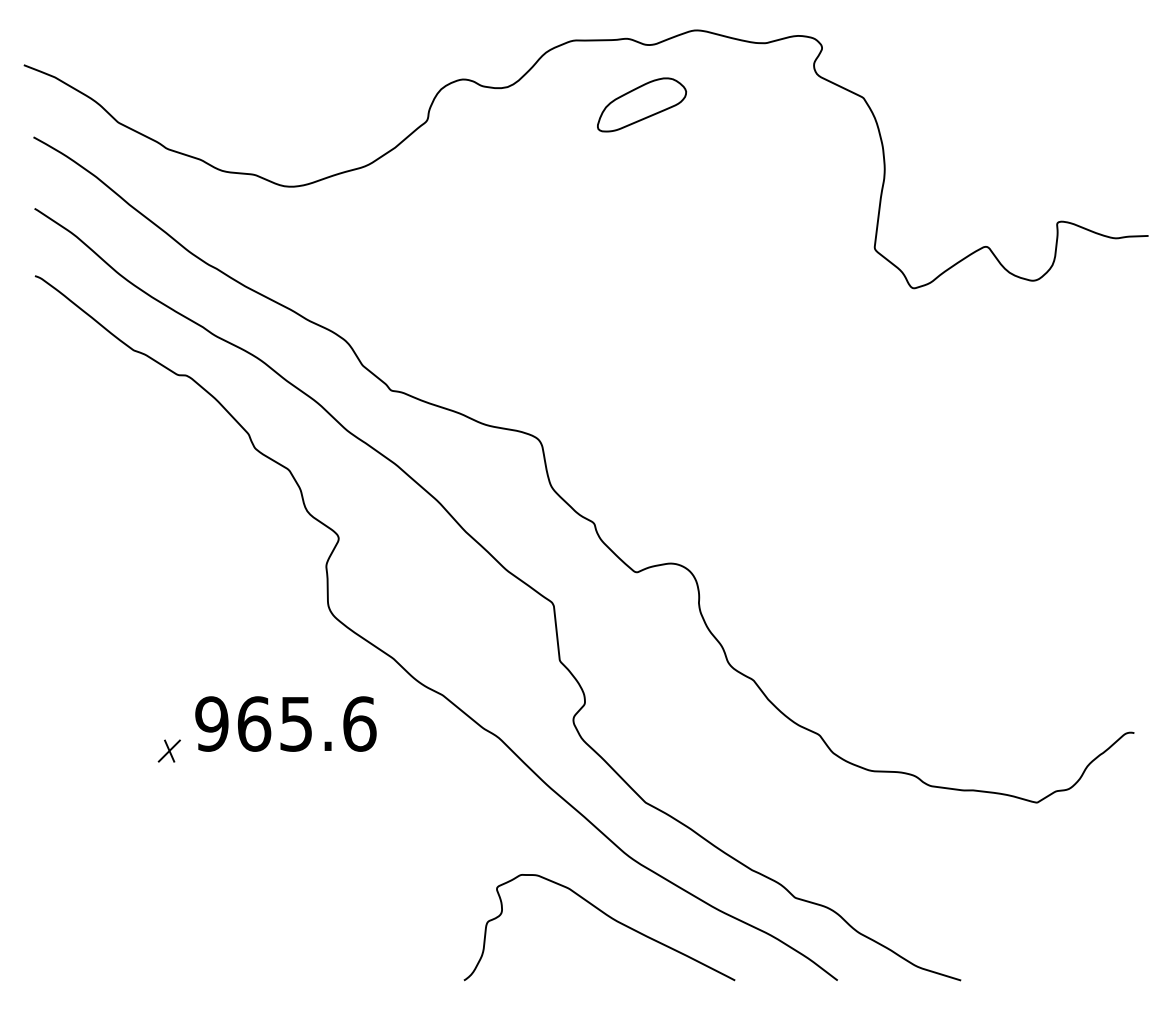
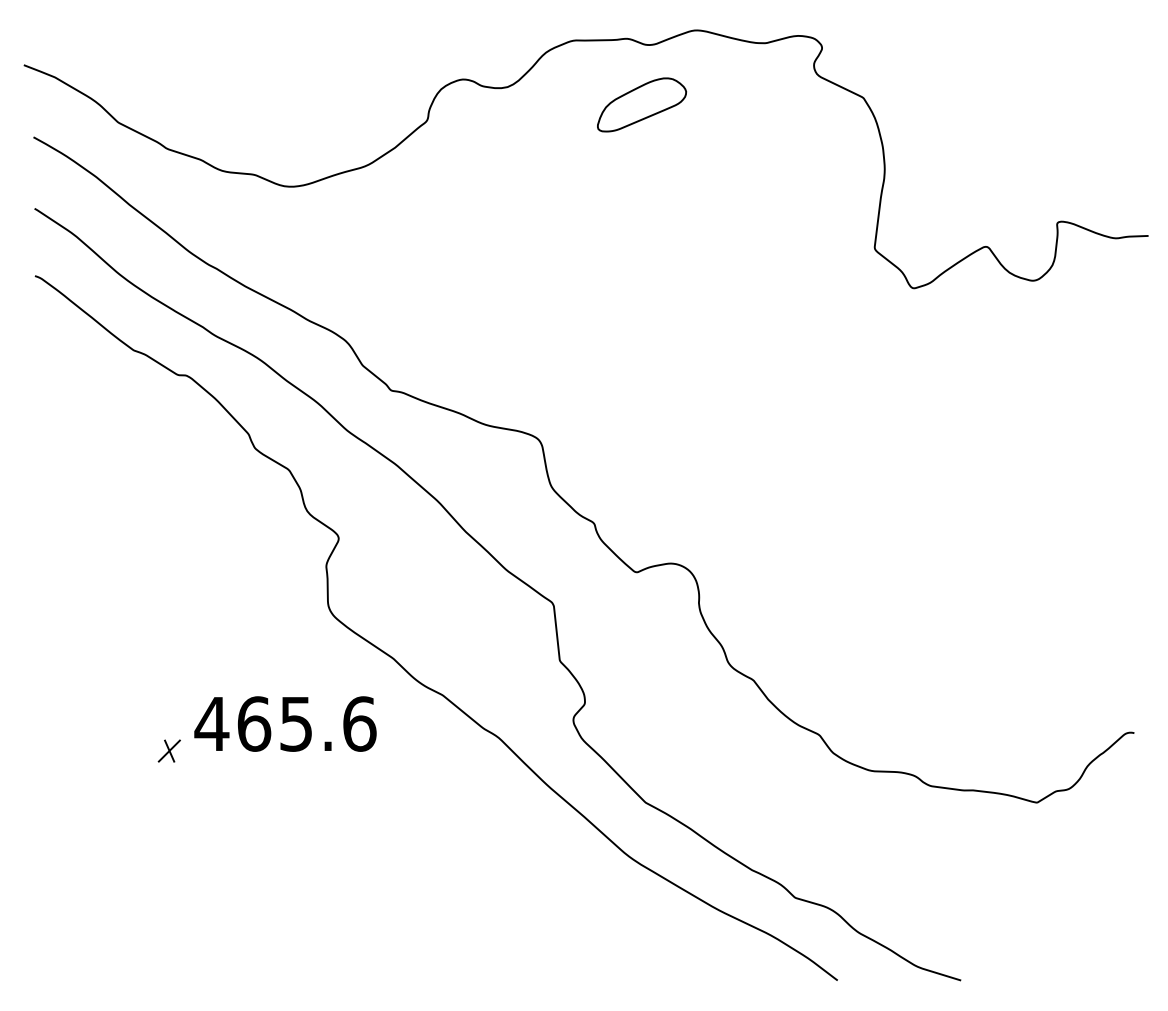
text: 965.6 -> 465.6 (211, 723)
curve: present -> none (605, 915)
